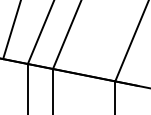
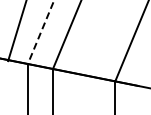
line position: (11, 30) -> (16, 31) (16, 31)
line: solid -> dashed (40, 32)
